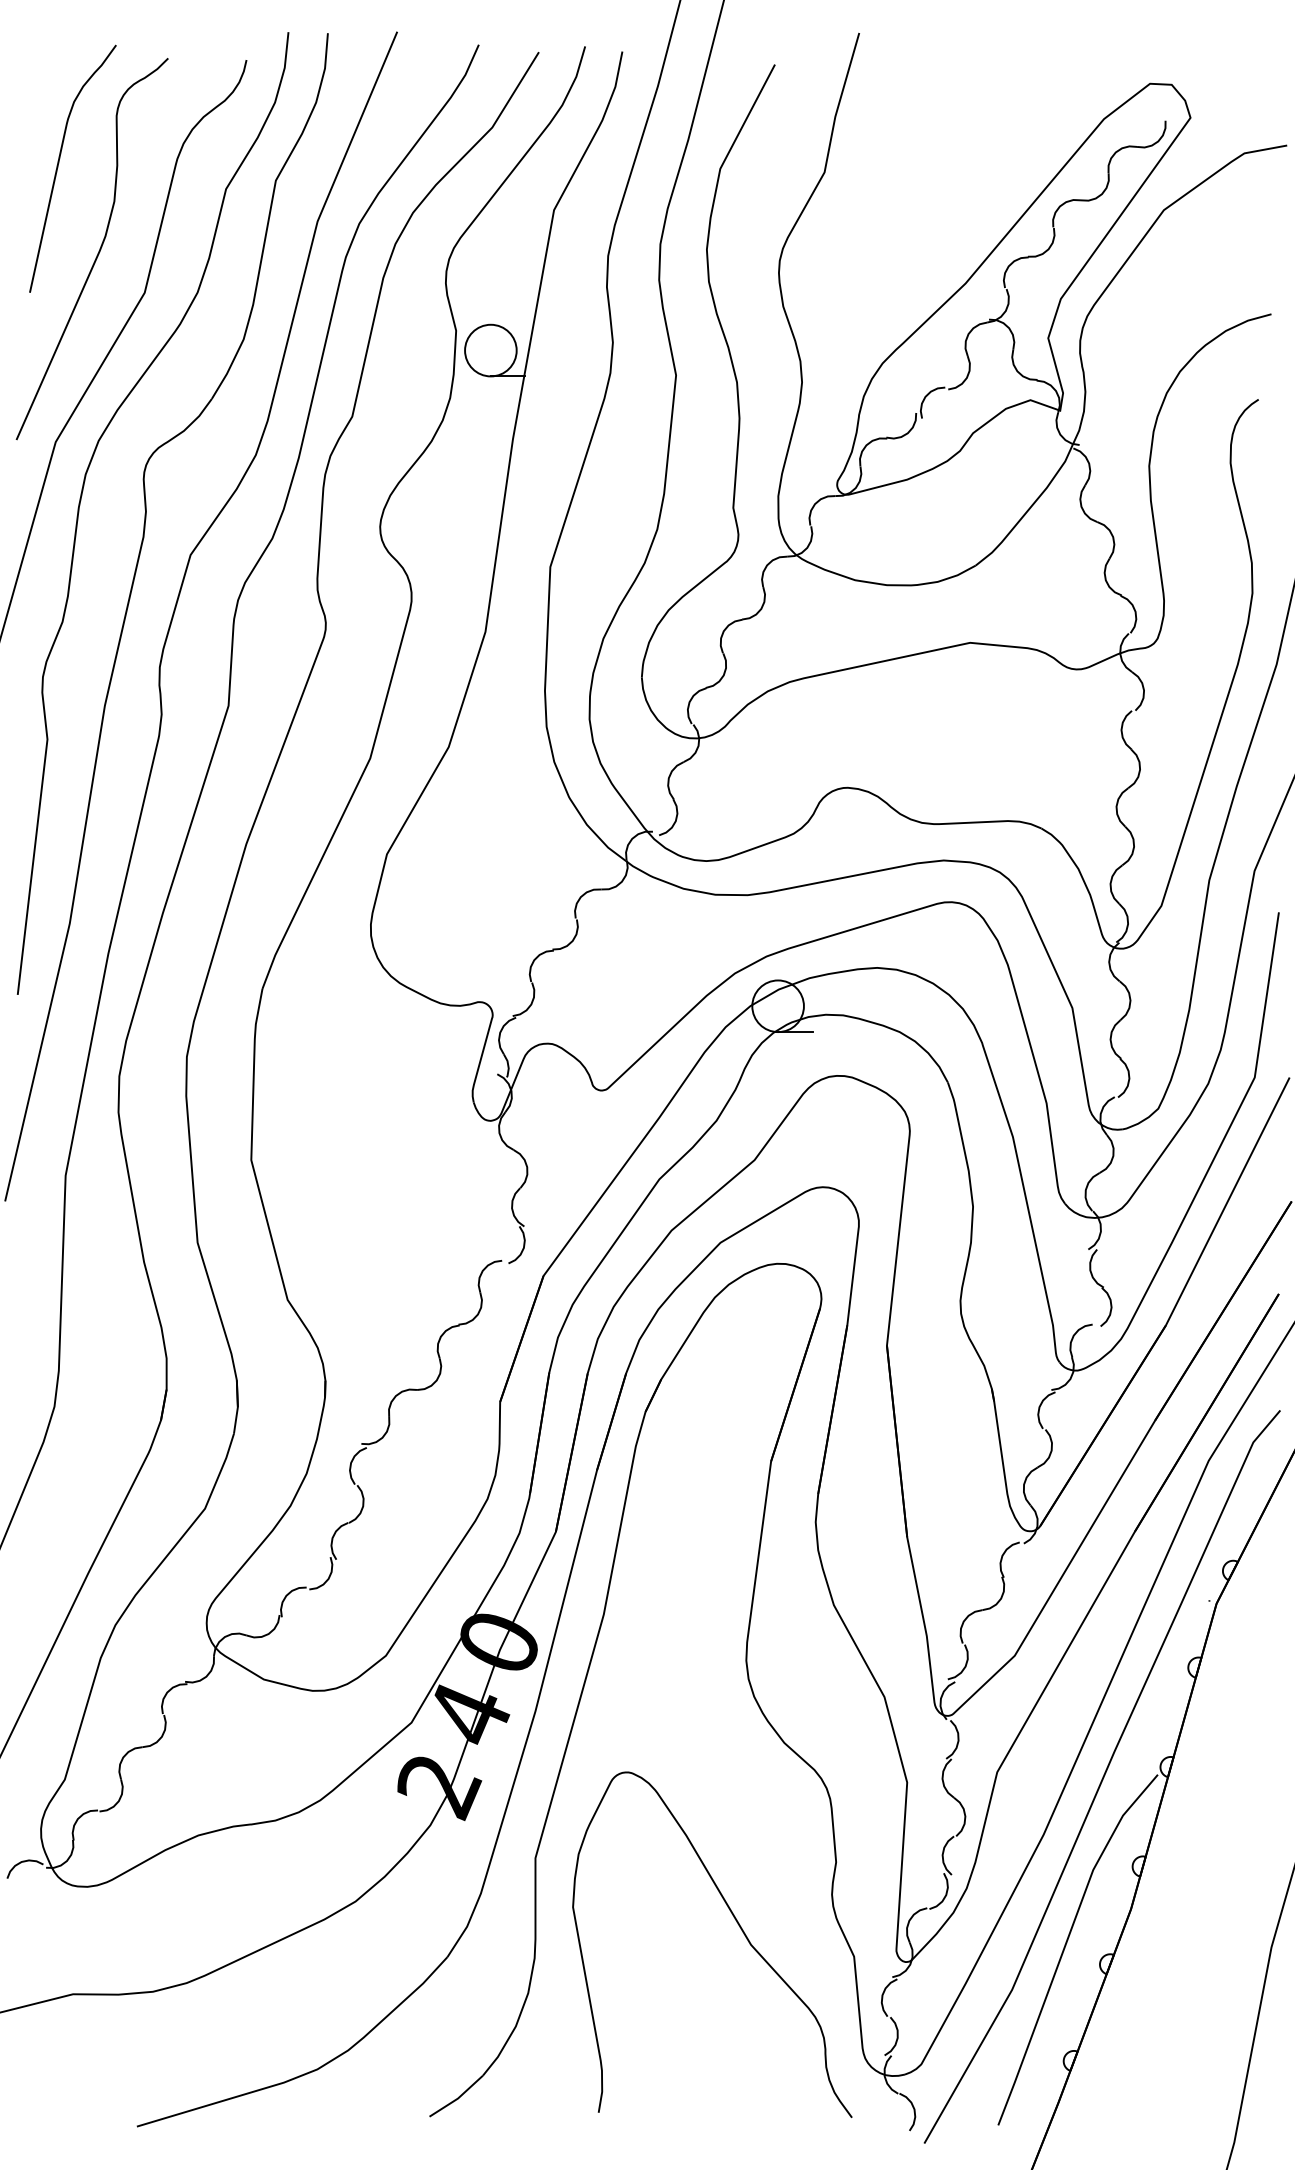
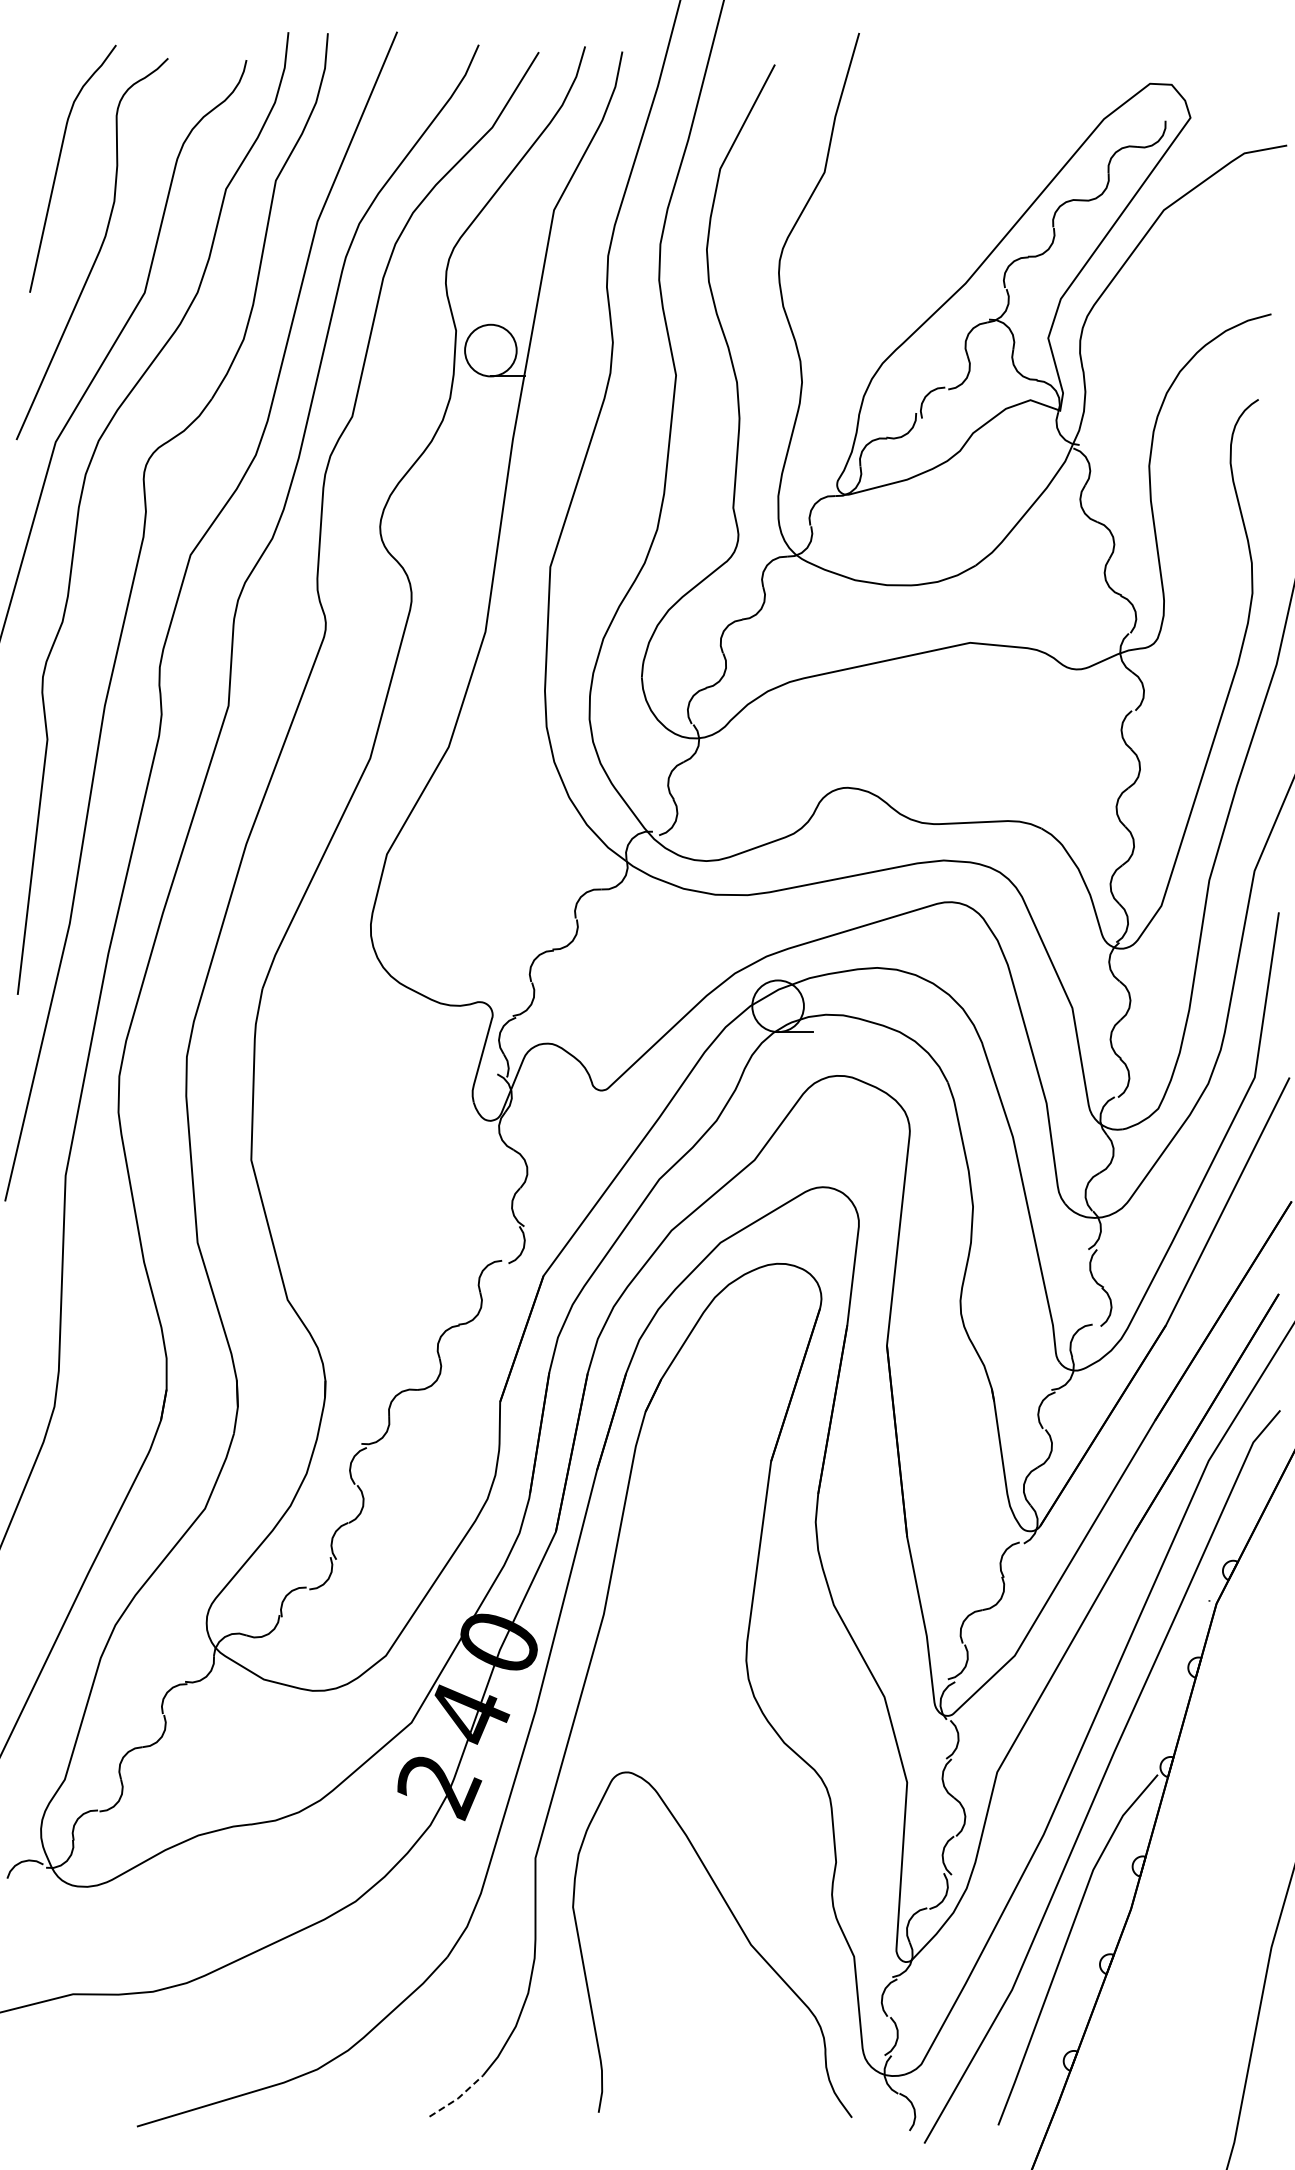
line: solid -> dashed (458, 2098)
